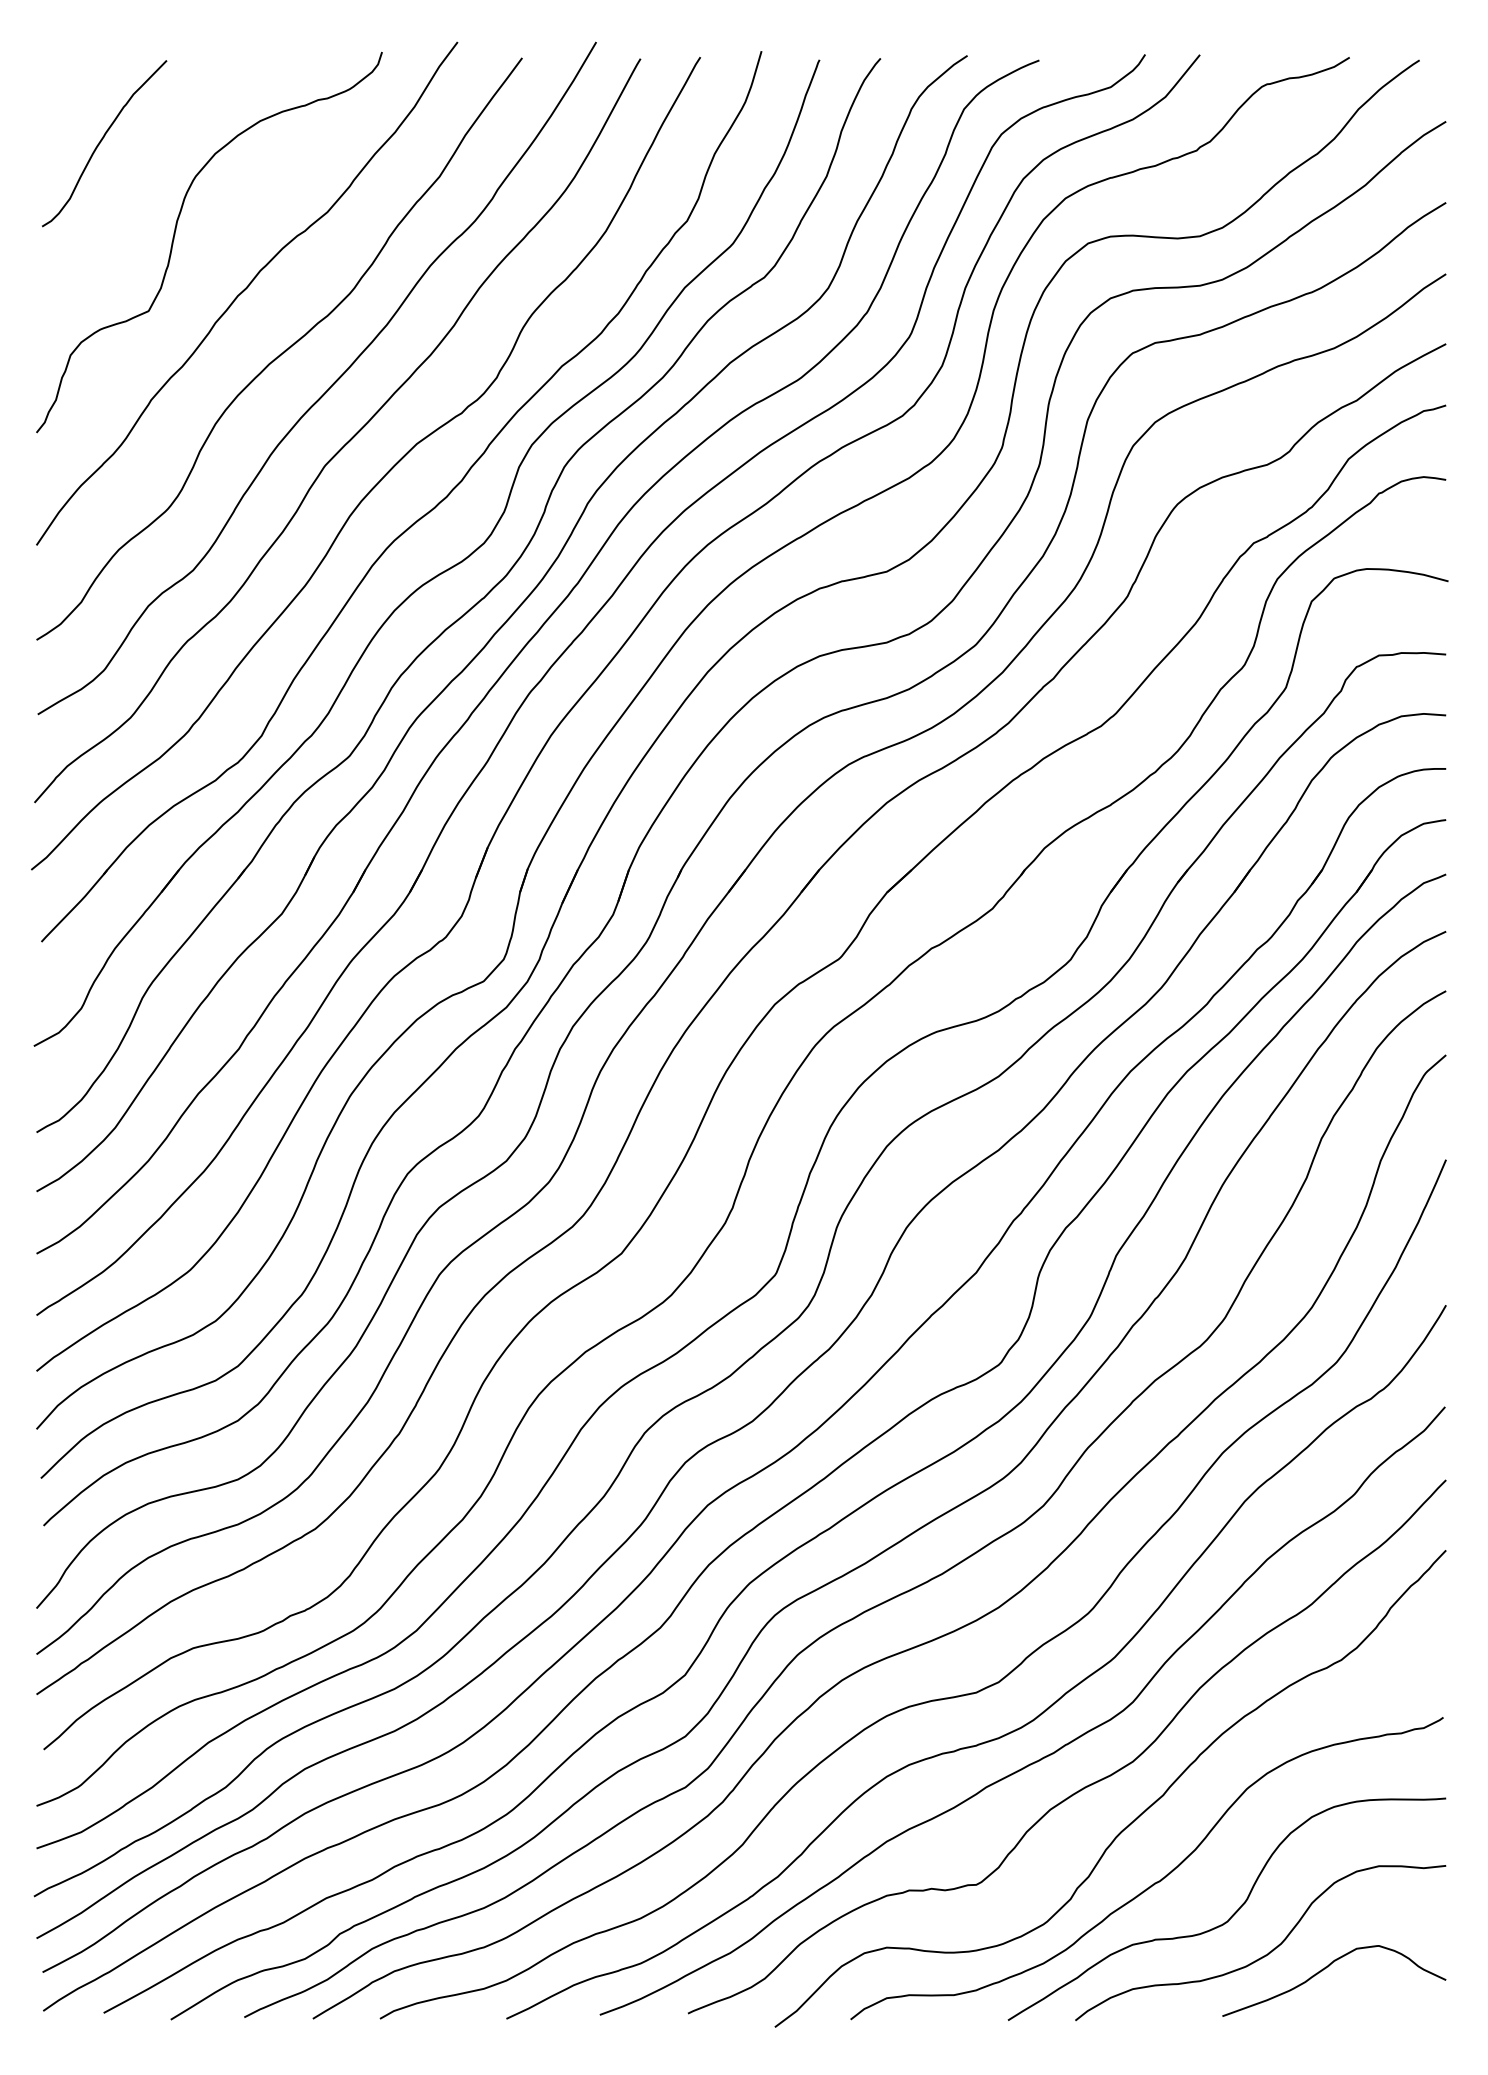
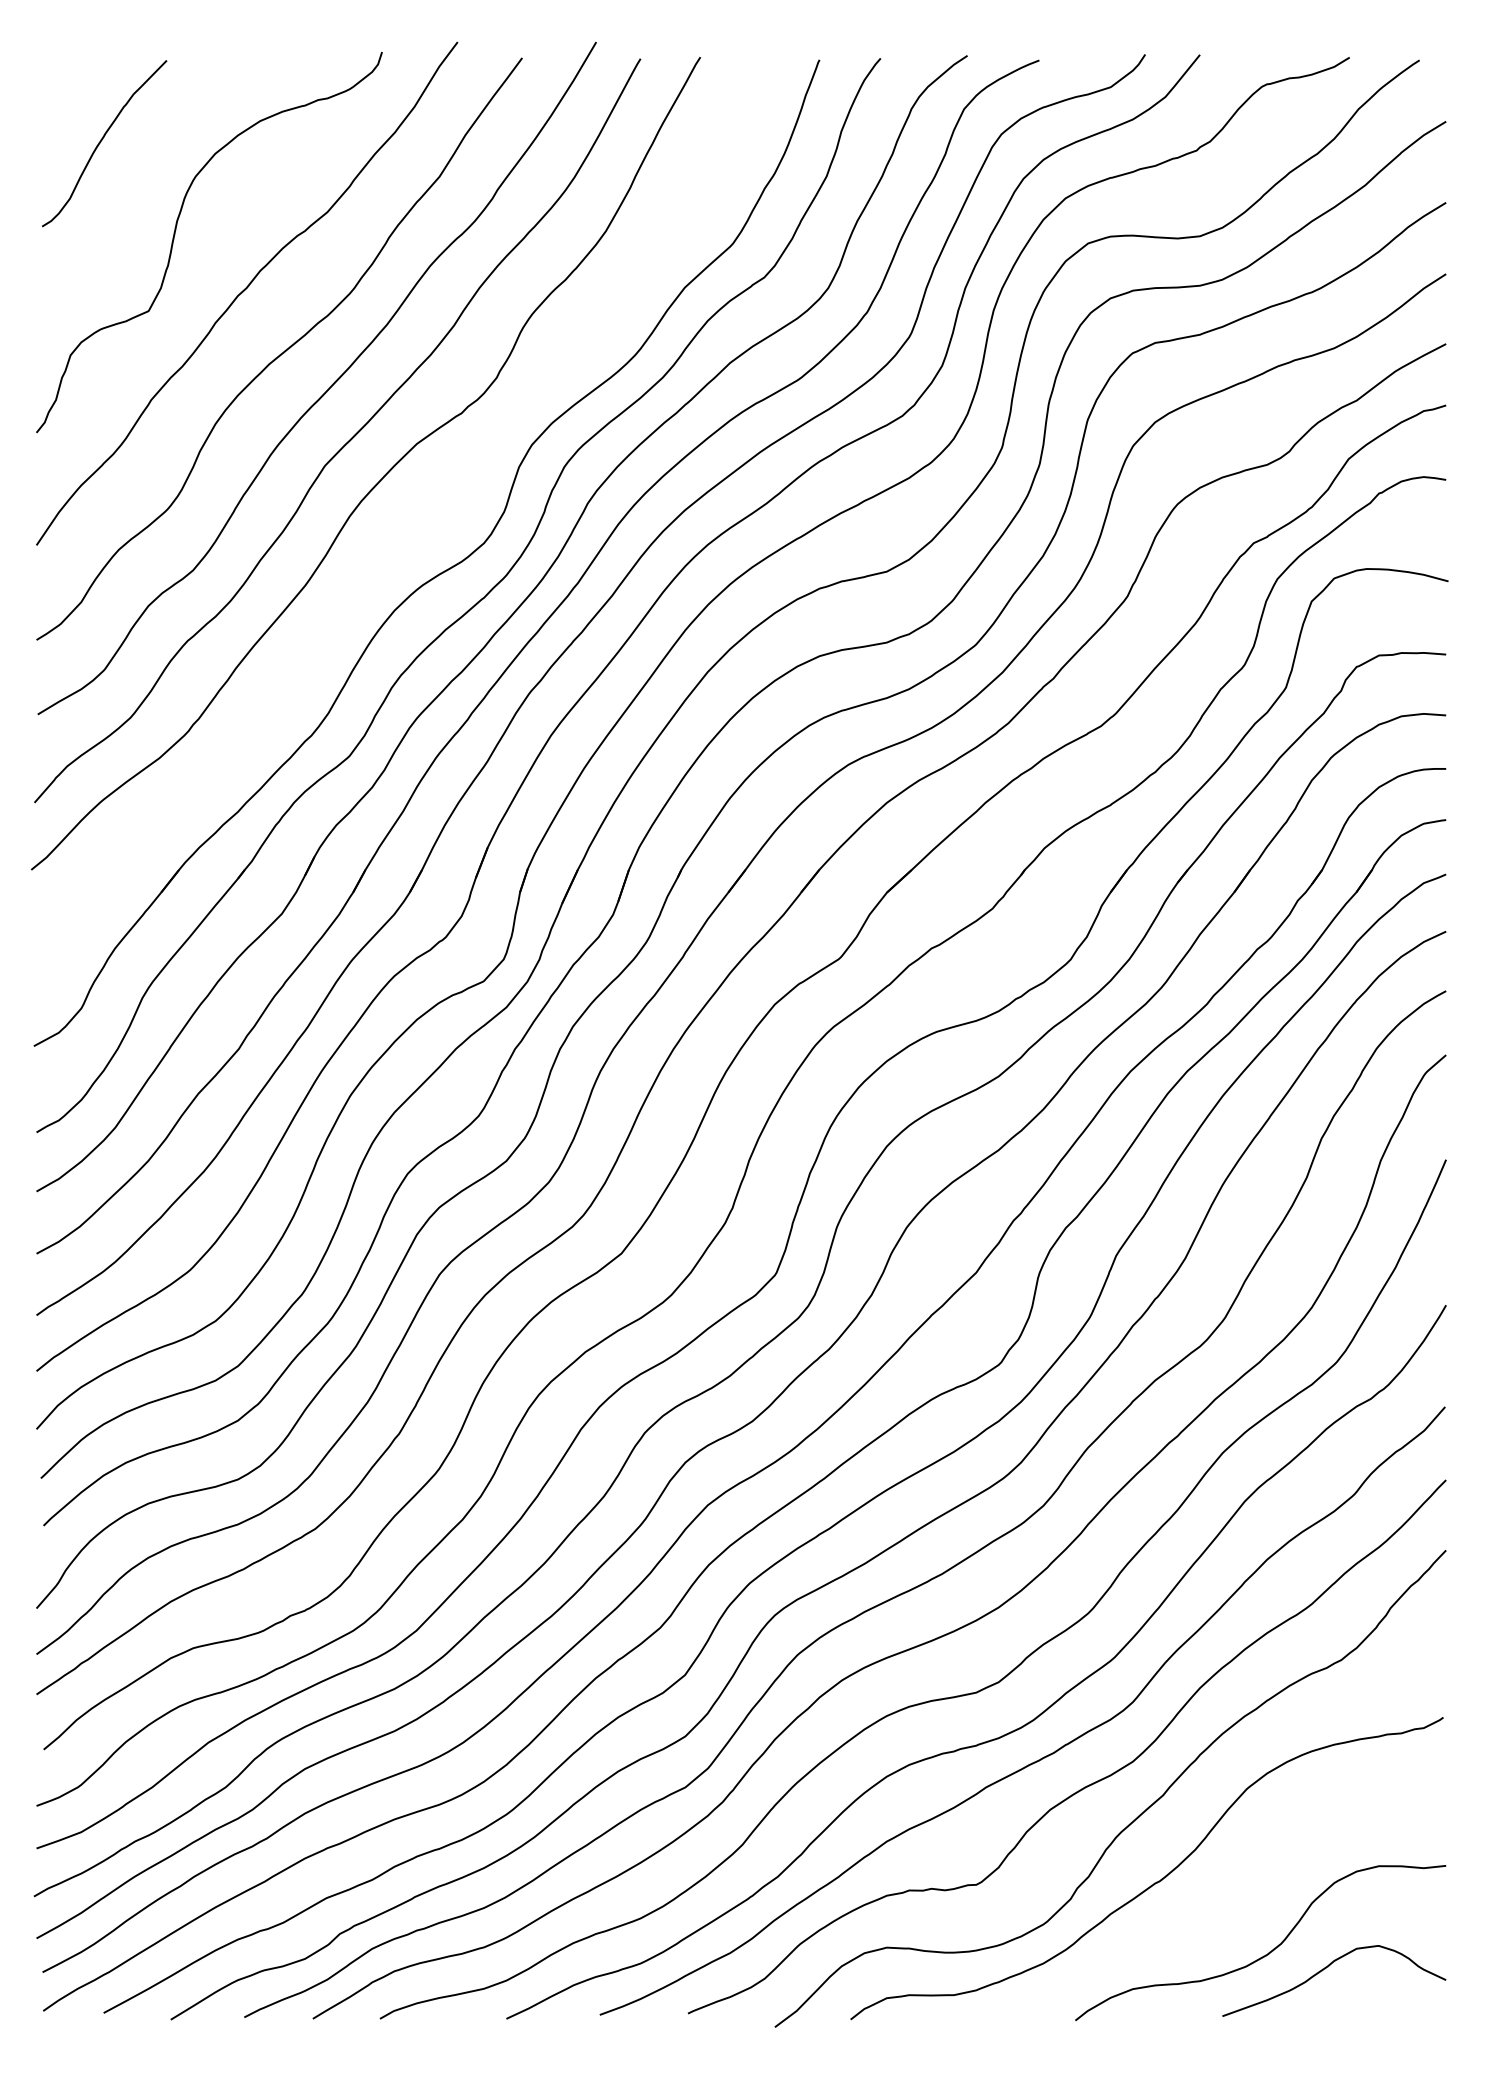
part: present -> none (417, 519)
curve: present -> none (1232, 1914)
